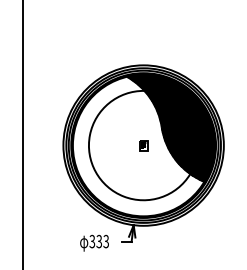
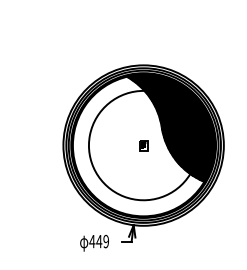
line: present -> none (23, 134)
text: 333 -> 449 (98, 241)
